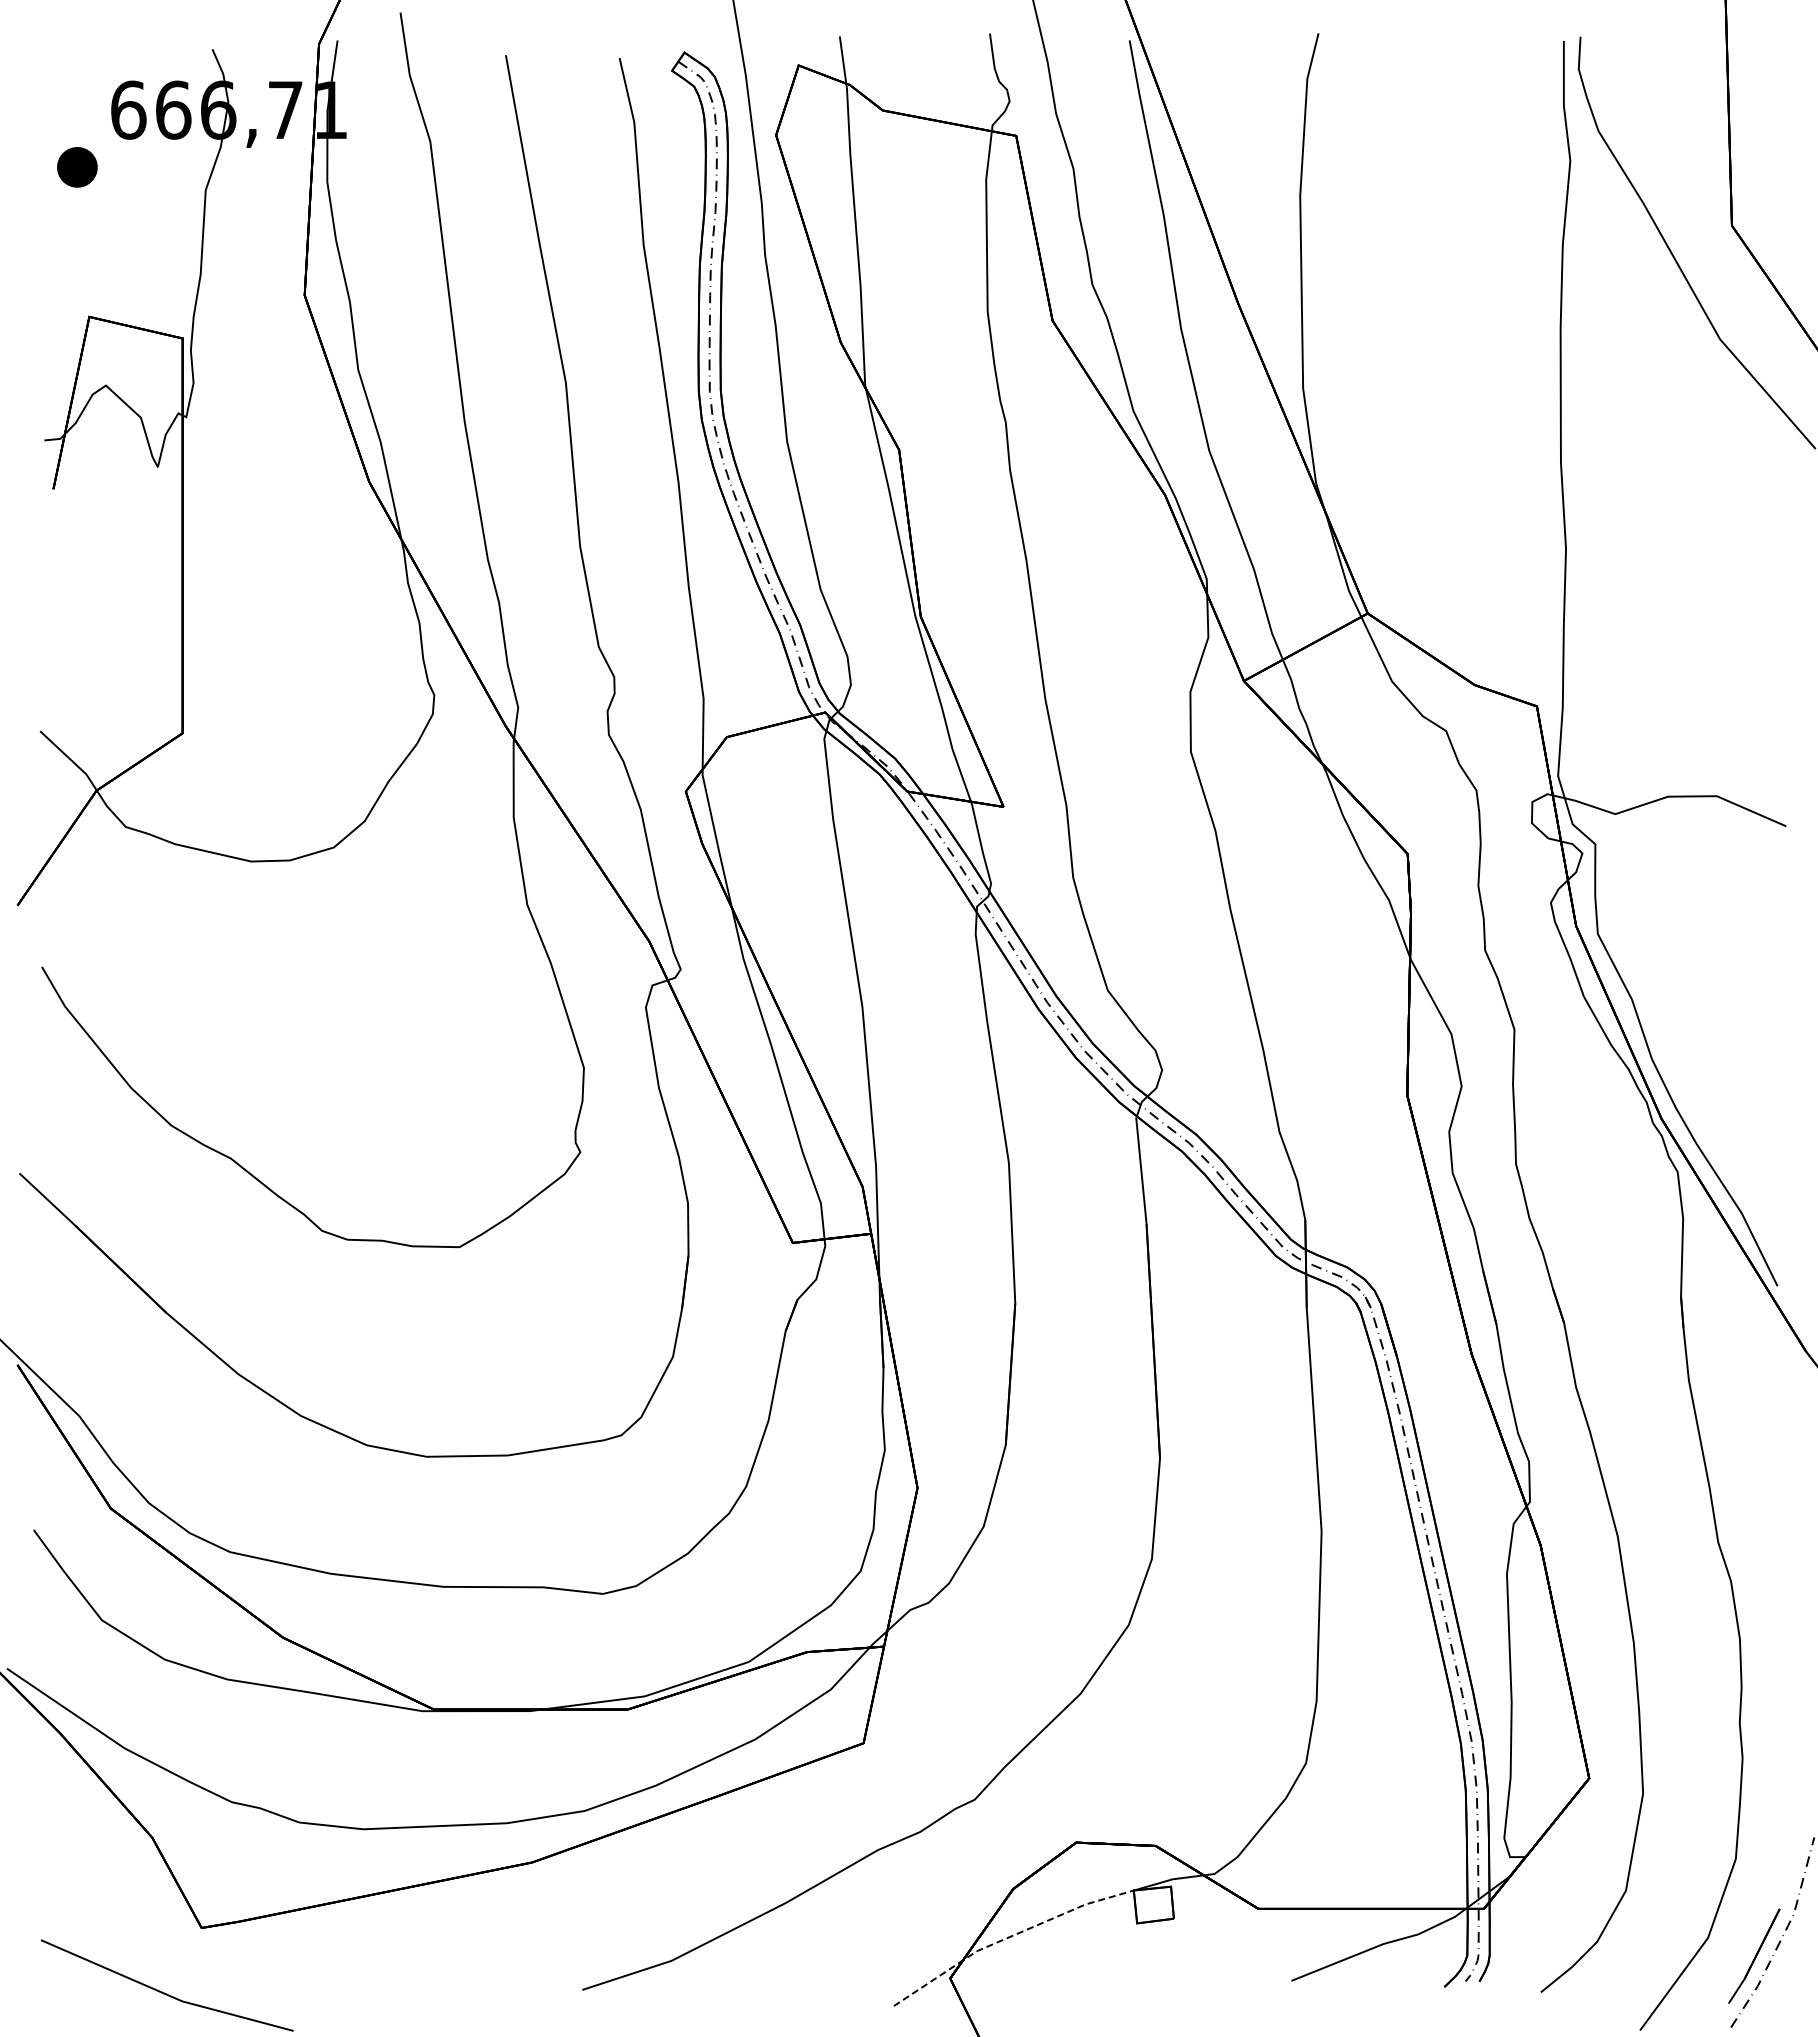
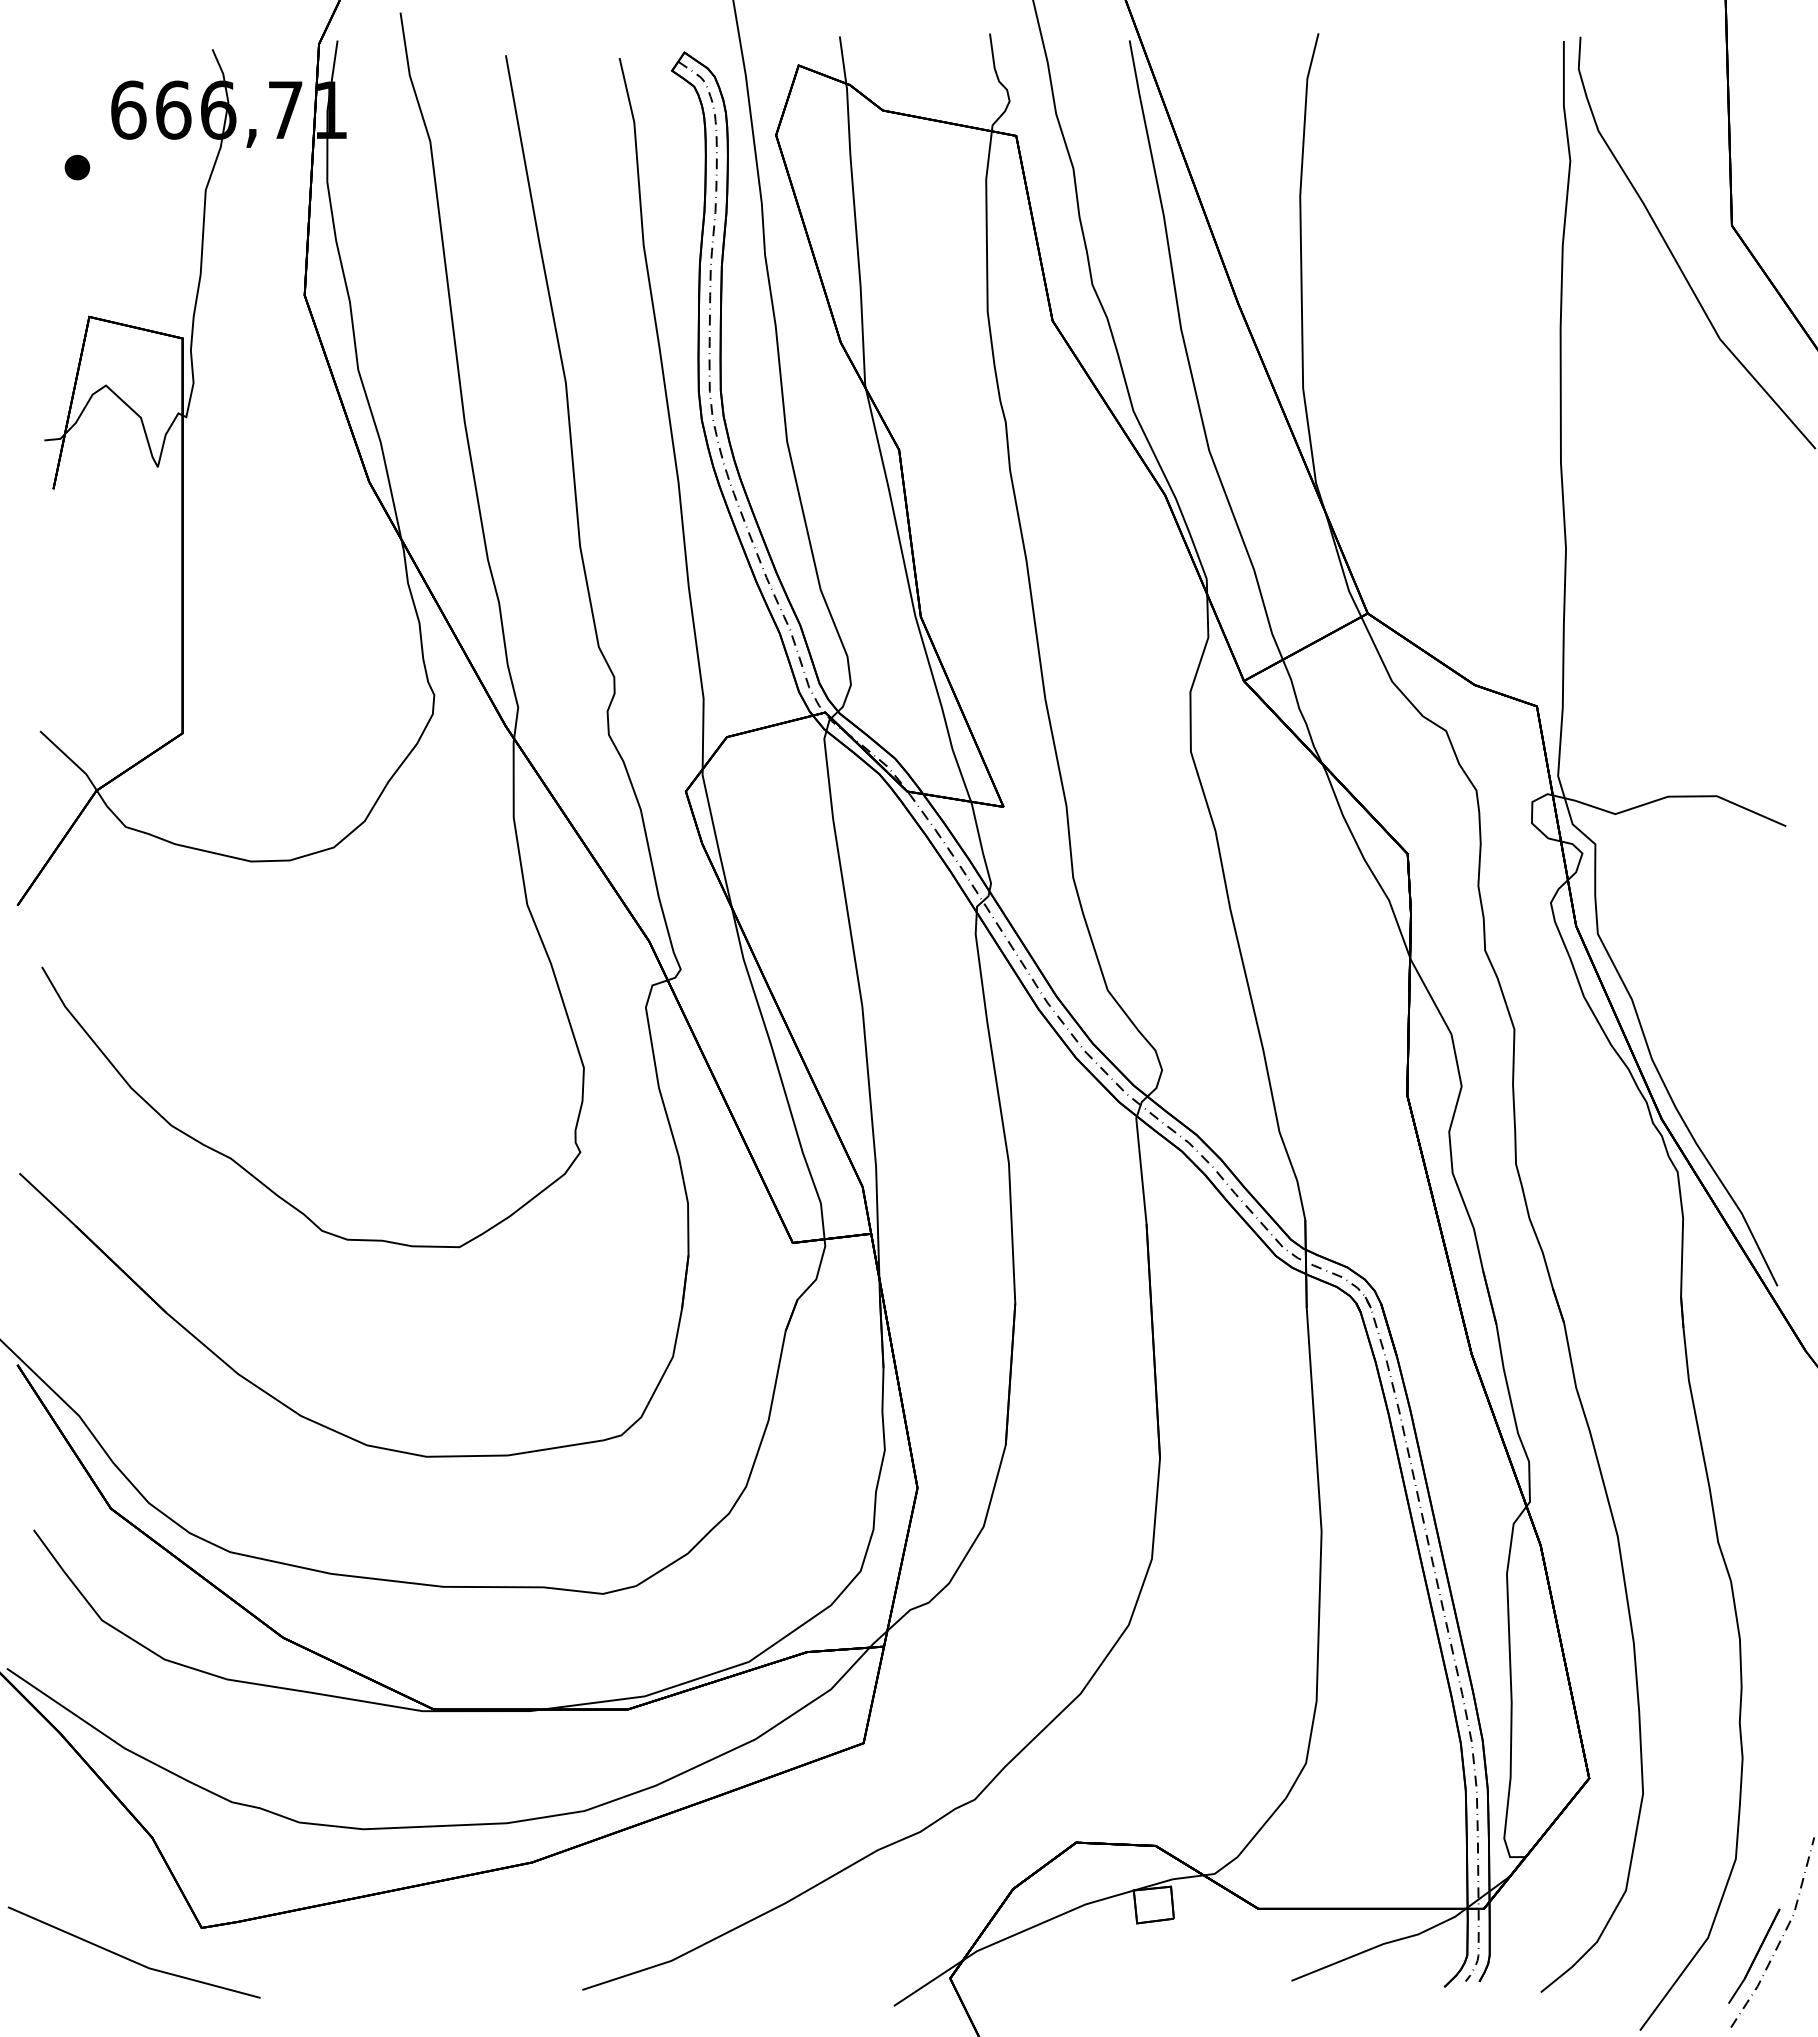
part size: 41x41 px -> 27x26 px (77, 167)
line: dashed -> solid (1008, 1937)
line position: (162, 1991) -> (129, 1958) (129, 1958)
